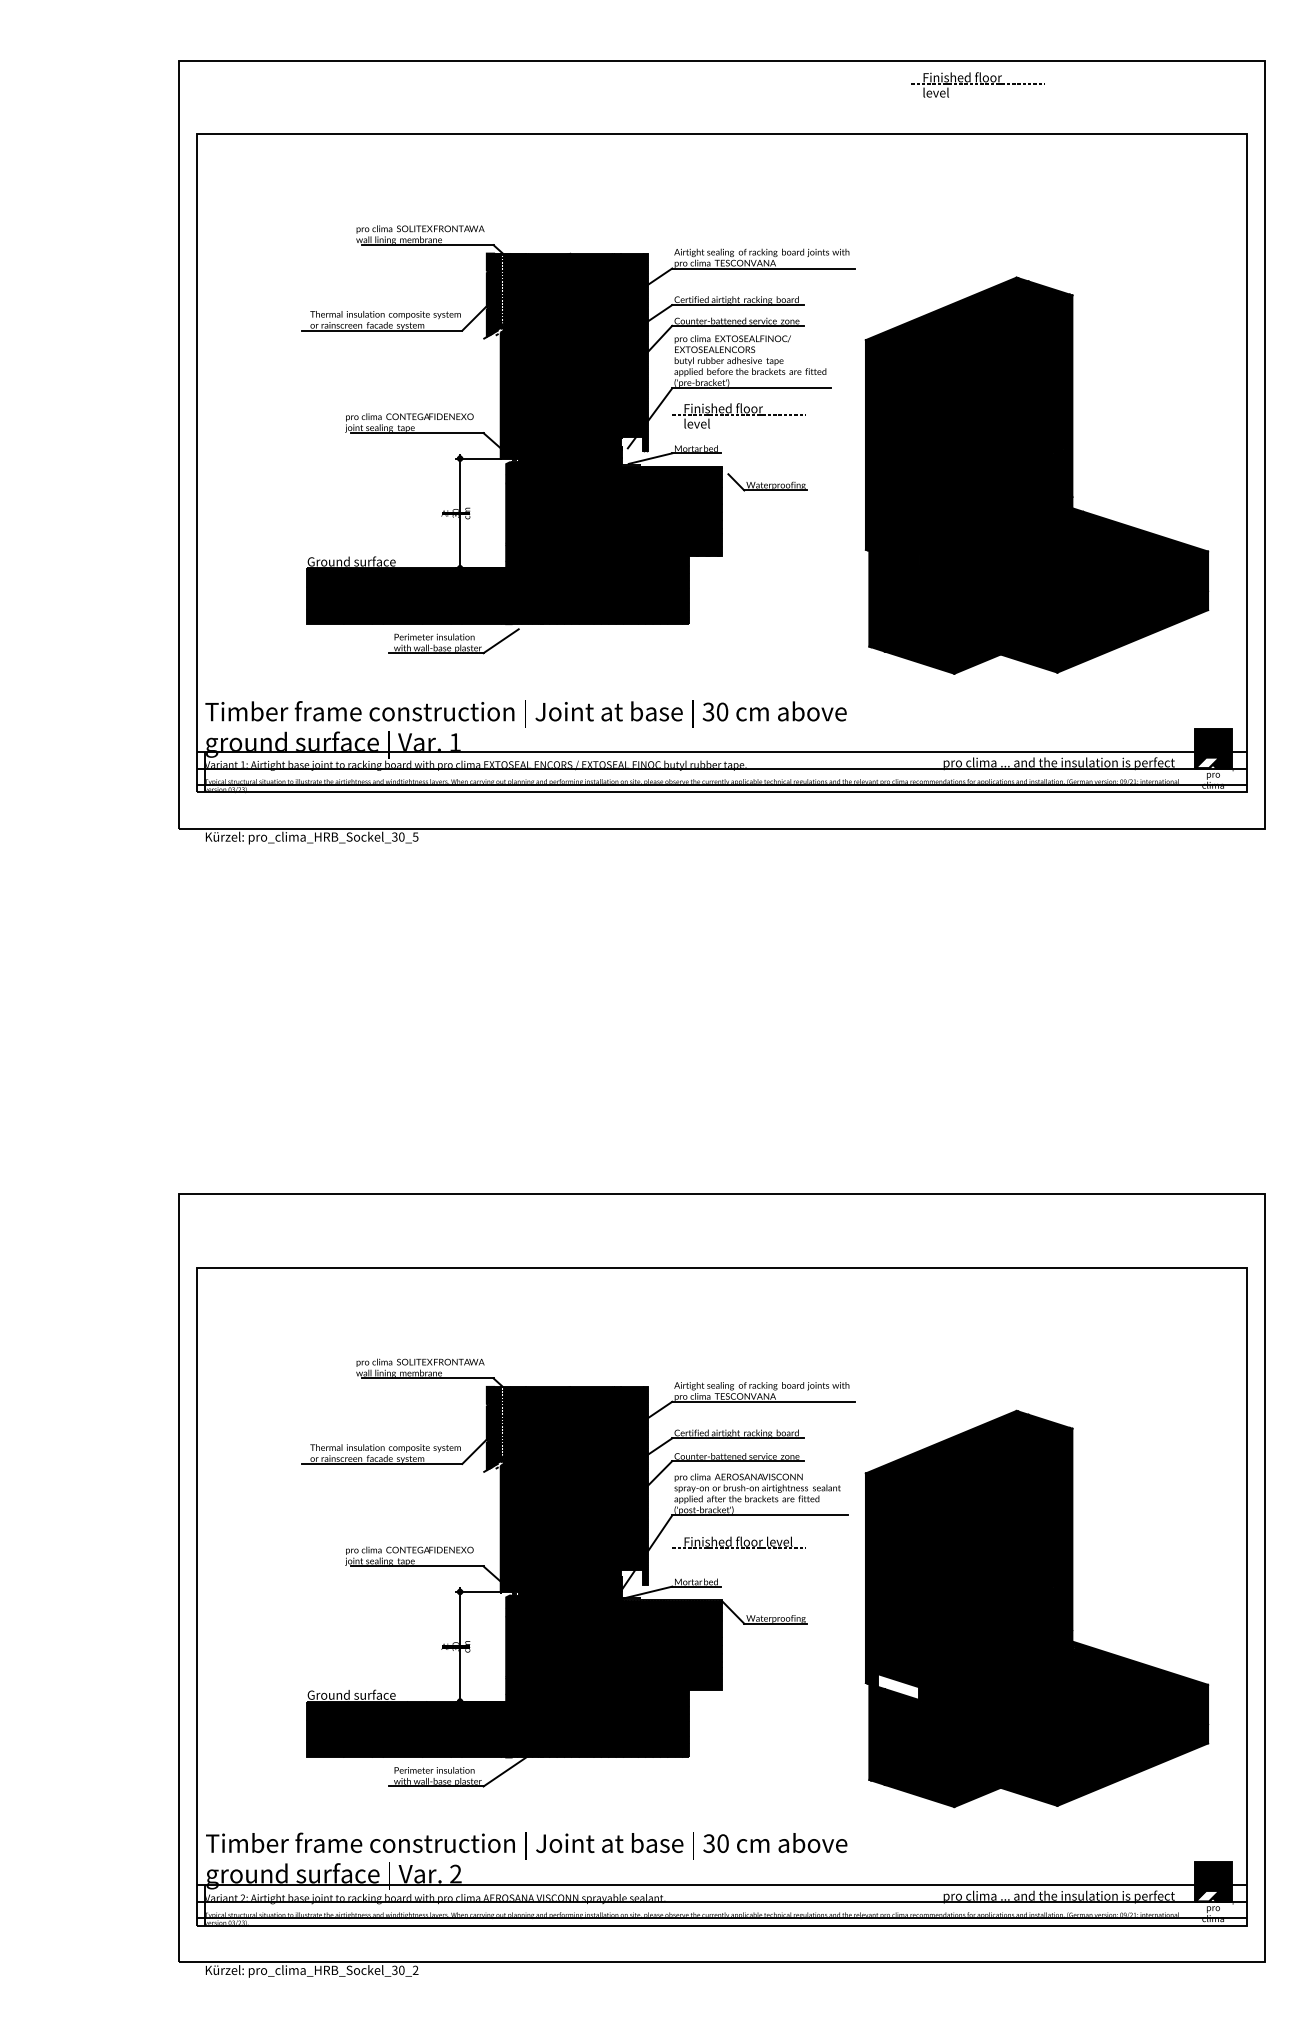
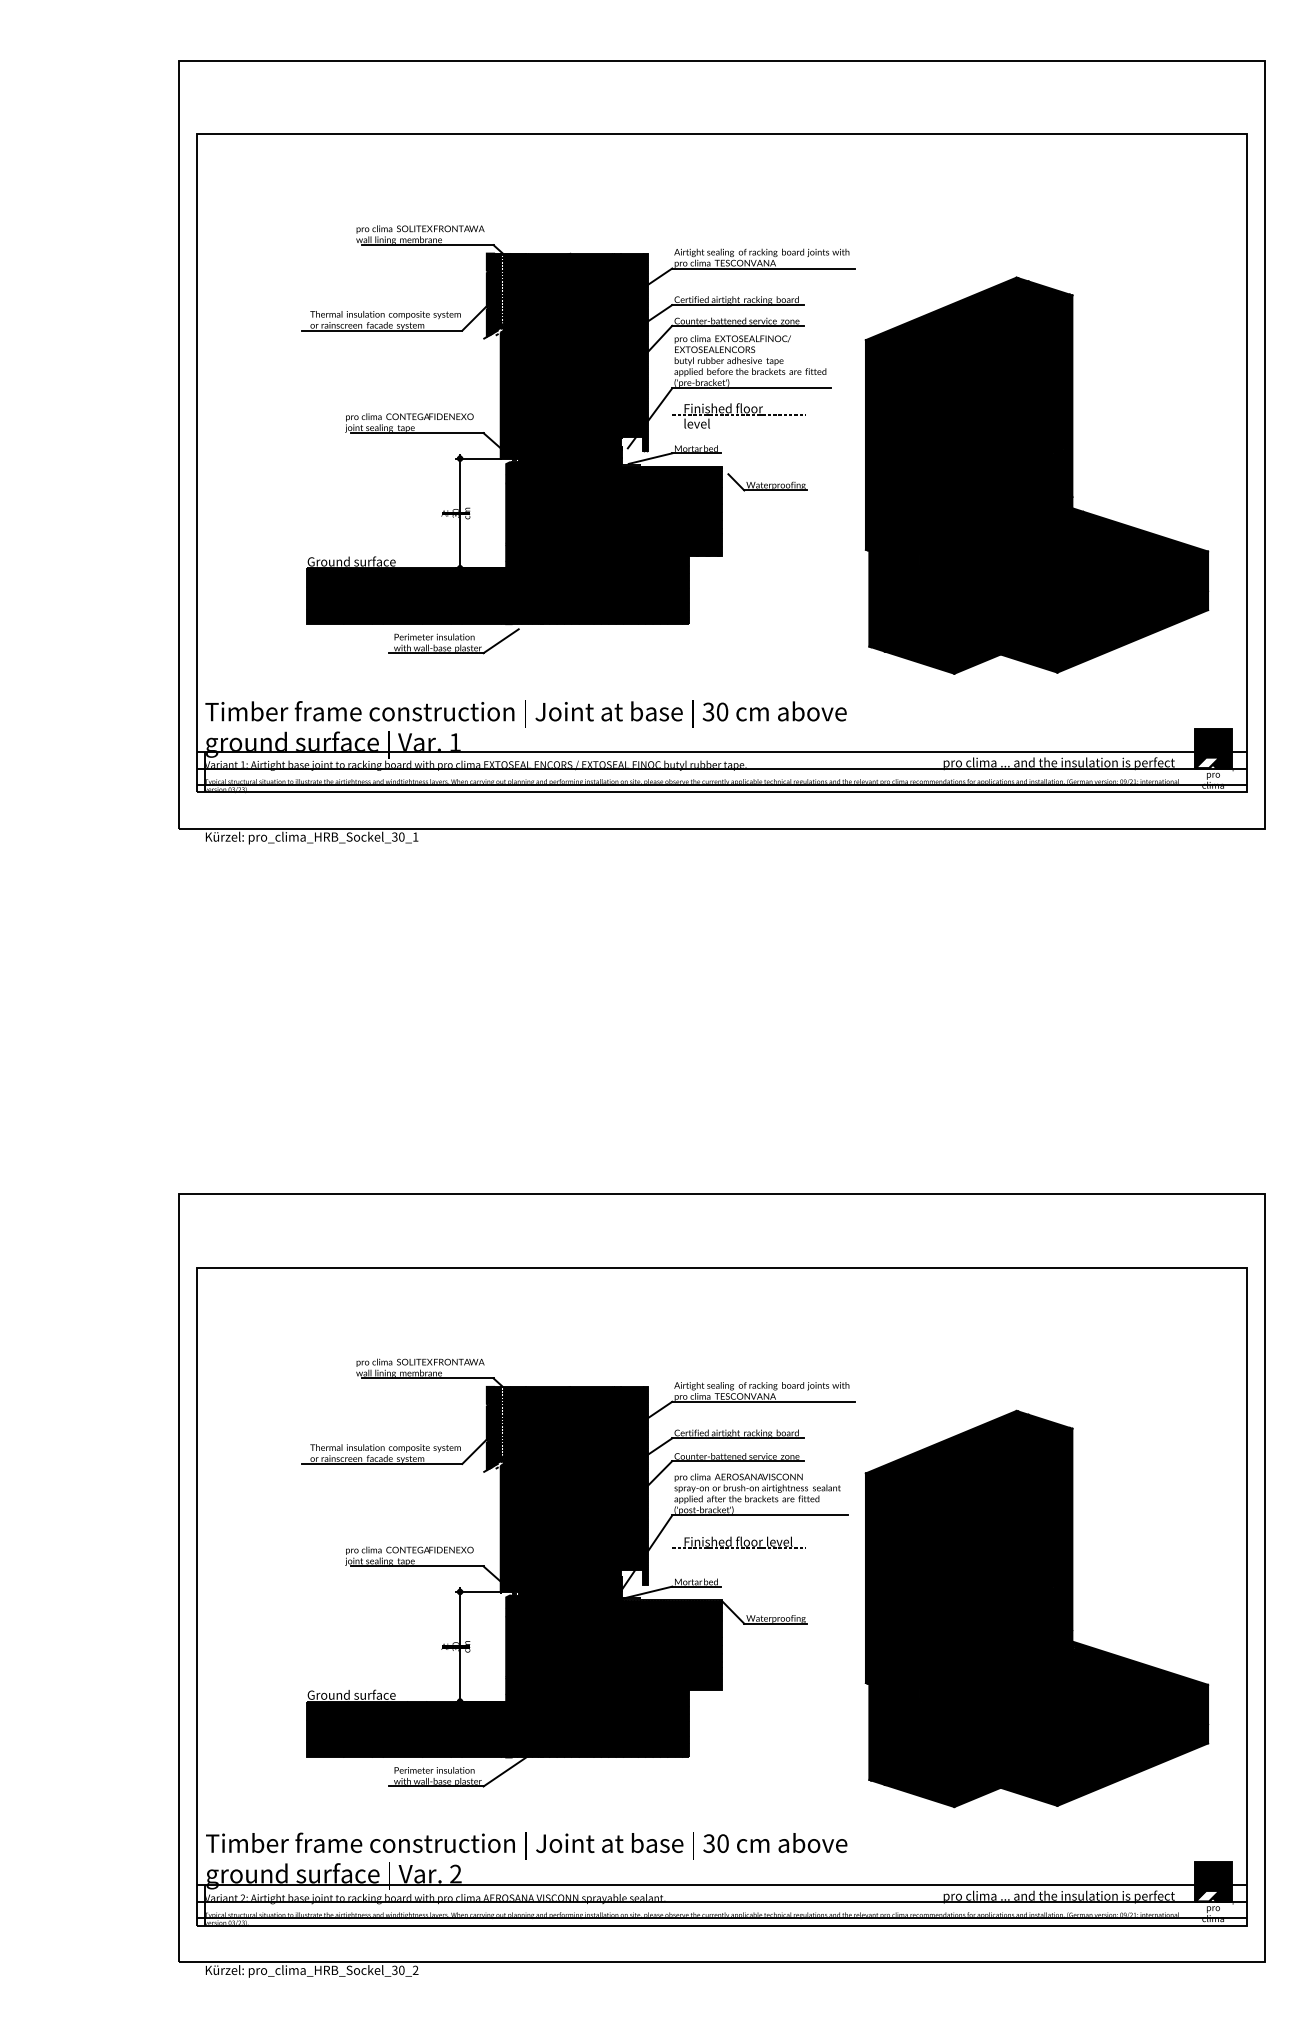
part: present -> none (977, 84)
text: pro_clima_HRB_Sockel_30_5 -> pro_clima_HRB_Sockel_30_1 (415, 836)
fill: none -> present (898, 1687)
